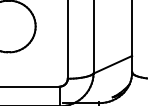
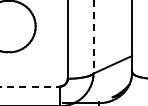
line: solid -> dashed (93, 37)
line: solid -> dashed (29, 86)
